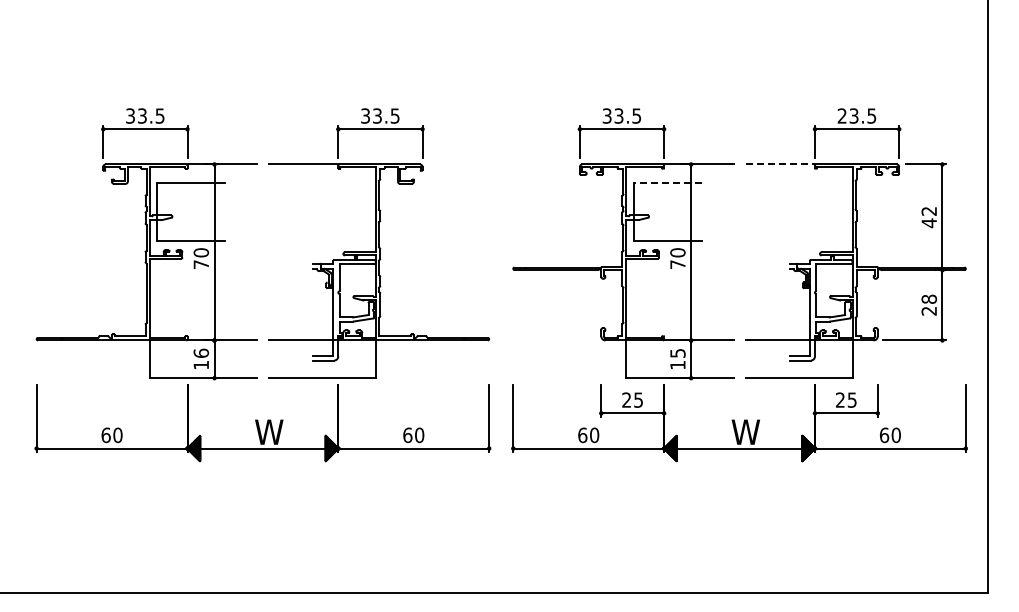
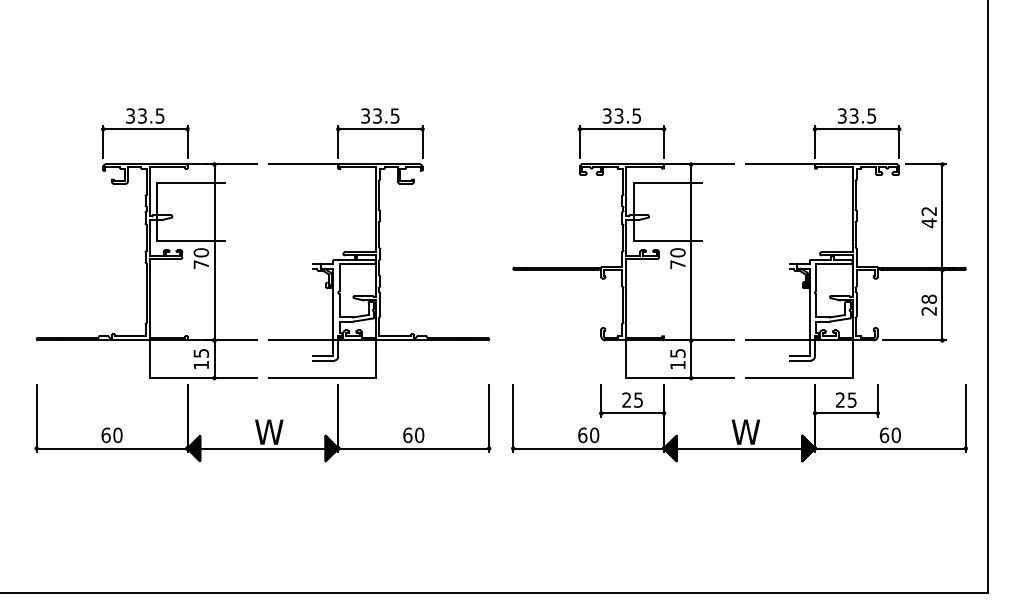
text: 23.5 -> 33.5 (841, 115)
line: dashed -> solid (780, 164)
line: dashed -> solid (667, 183)
text: 16 -> 15 (201, 352)
